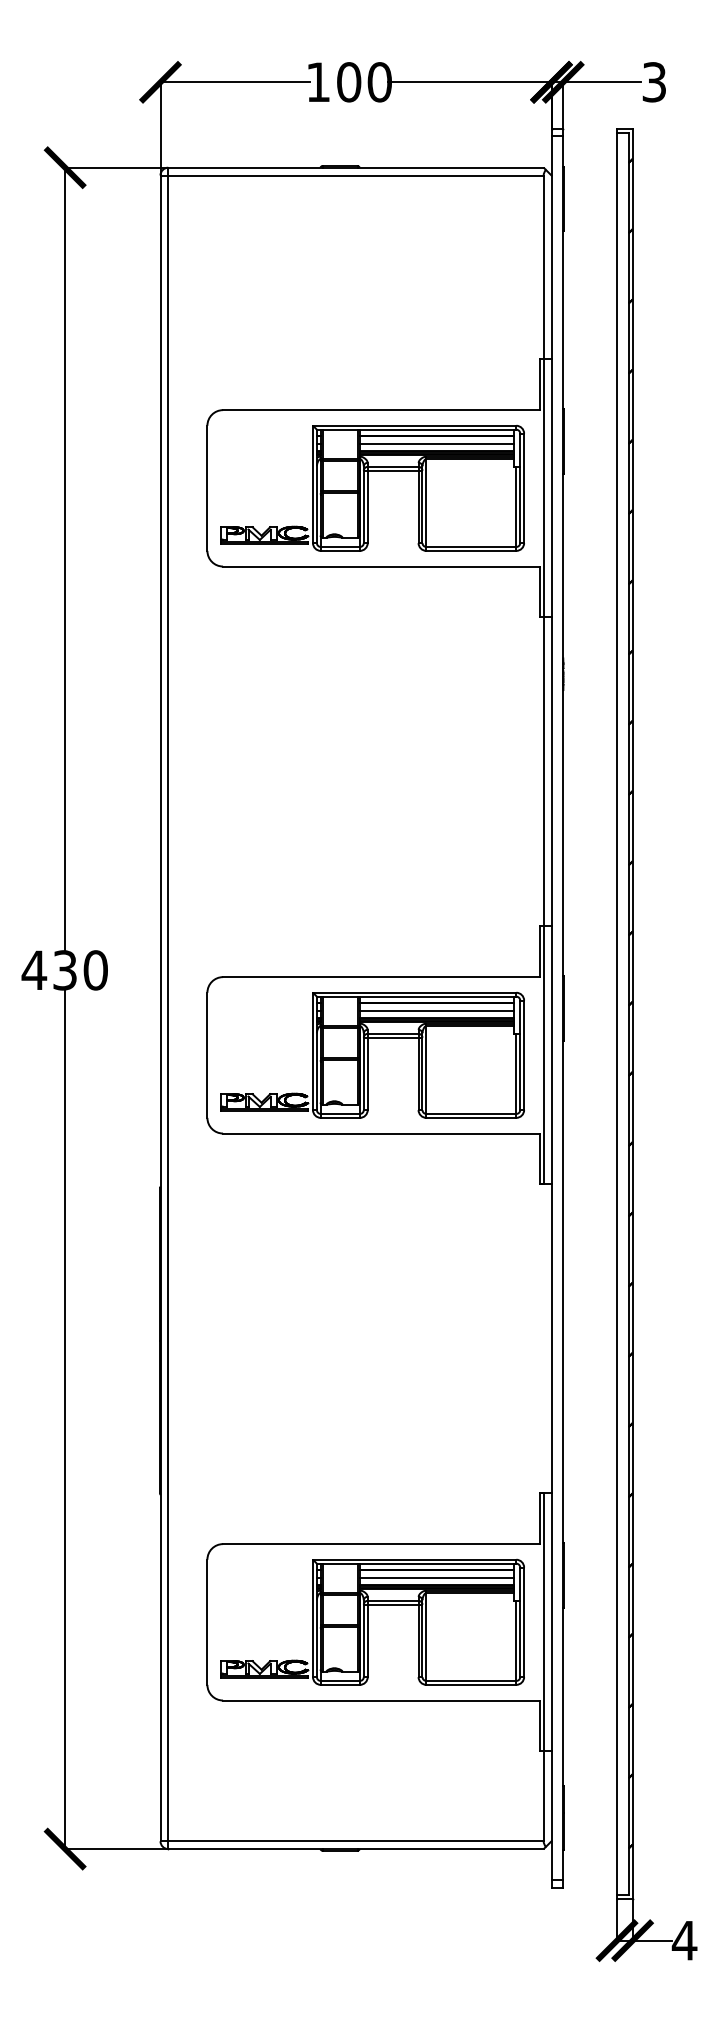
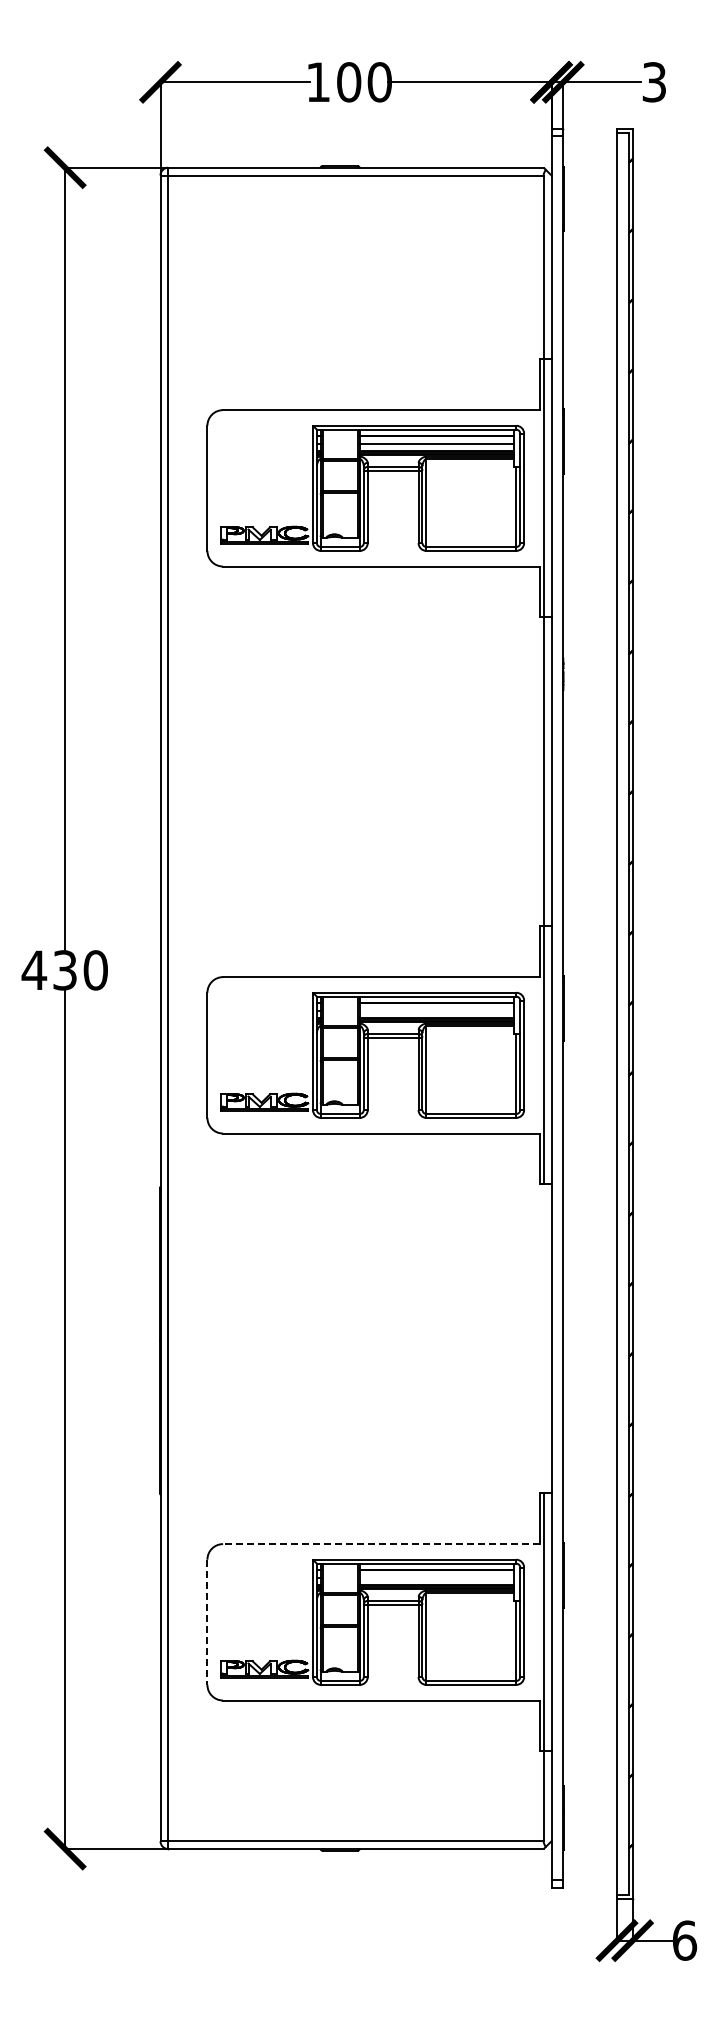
line: present -> none (436, 1010)
line: solid -> dashed (380, 1544)
line: present -> none (436, 1577)
line: solid -> dashed (207, 1622)
text: 4 -> 6 (684, 1940)
